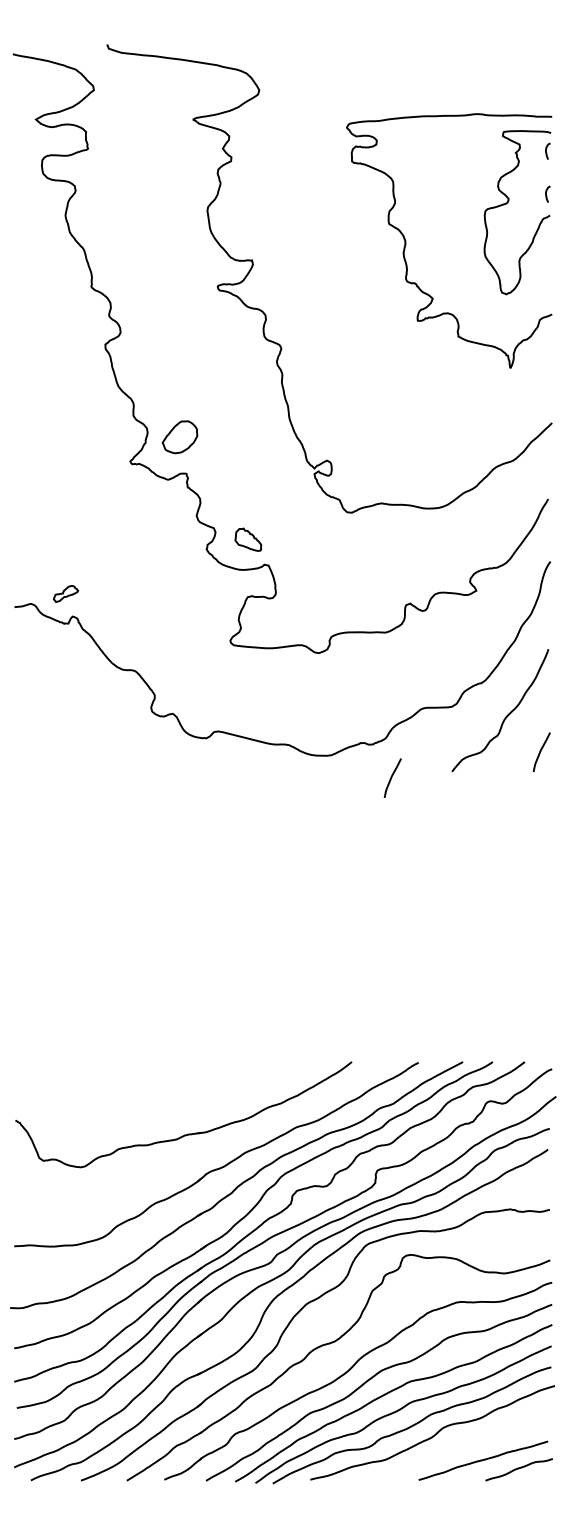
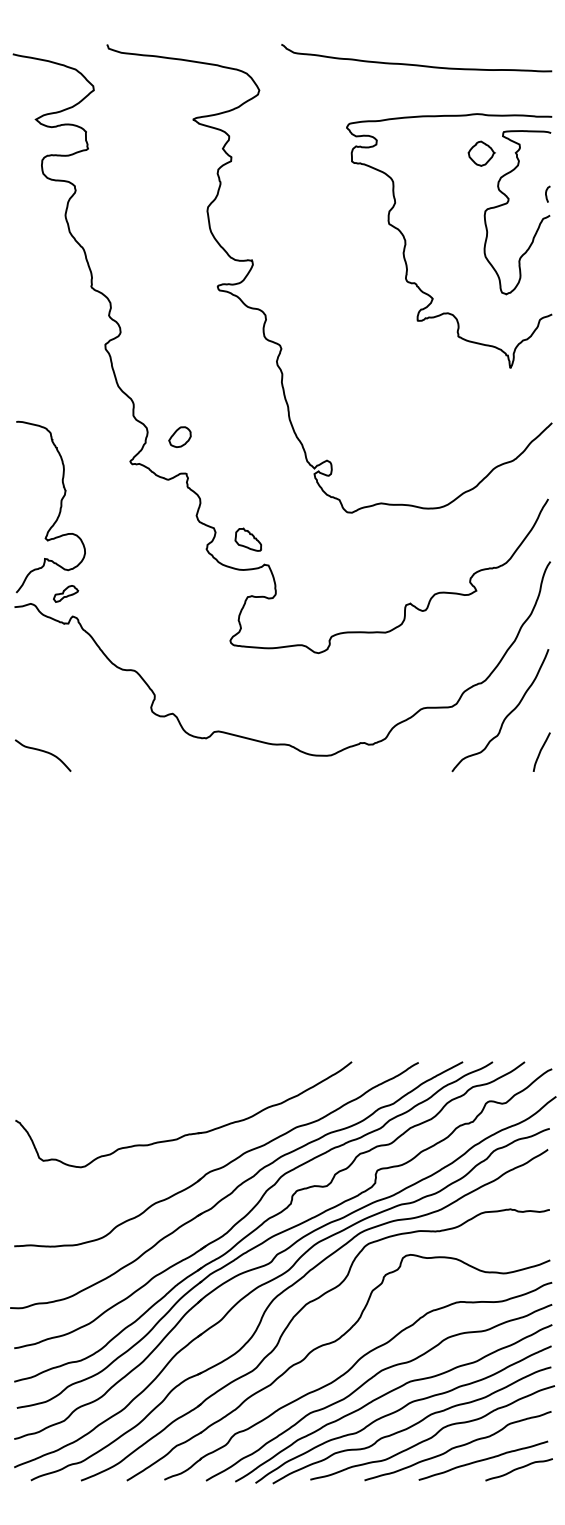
curve: none -> present (416, 64)
curve: present -> none (546, 150)
part: none -> present (481, 153)
part size: 38x35 px -> 24x22 px (179, 436)
curve: none -> present (59, 508)
curve: none -> present (43, 752)
curve: present -> none (392, 777)
curve: none -> present (457, 1446)
